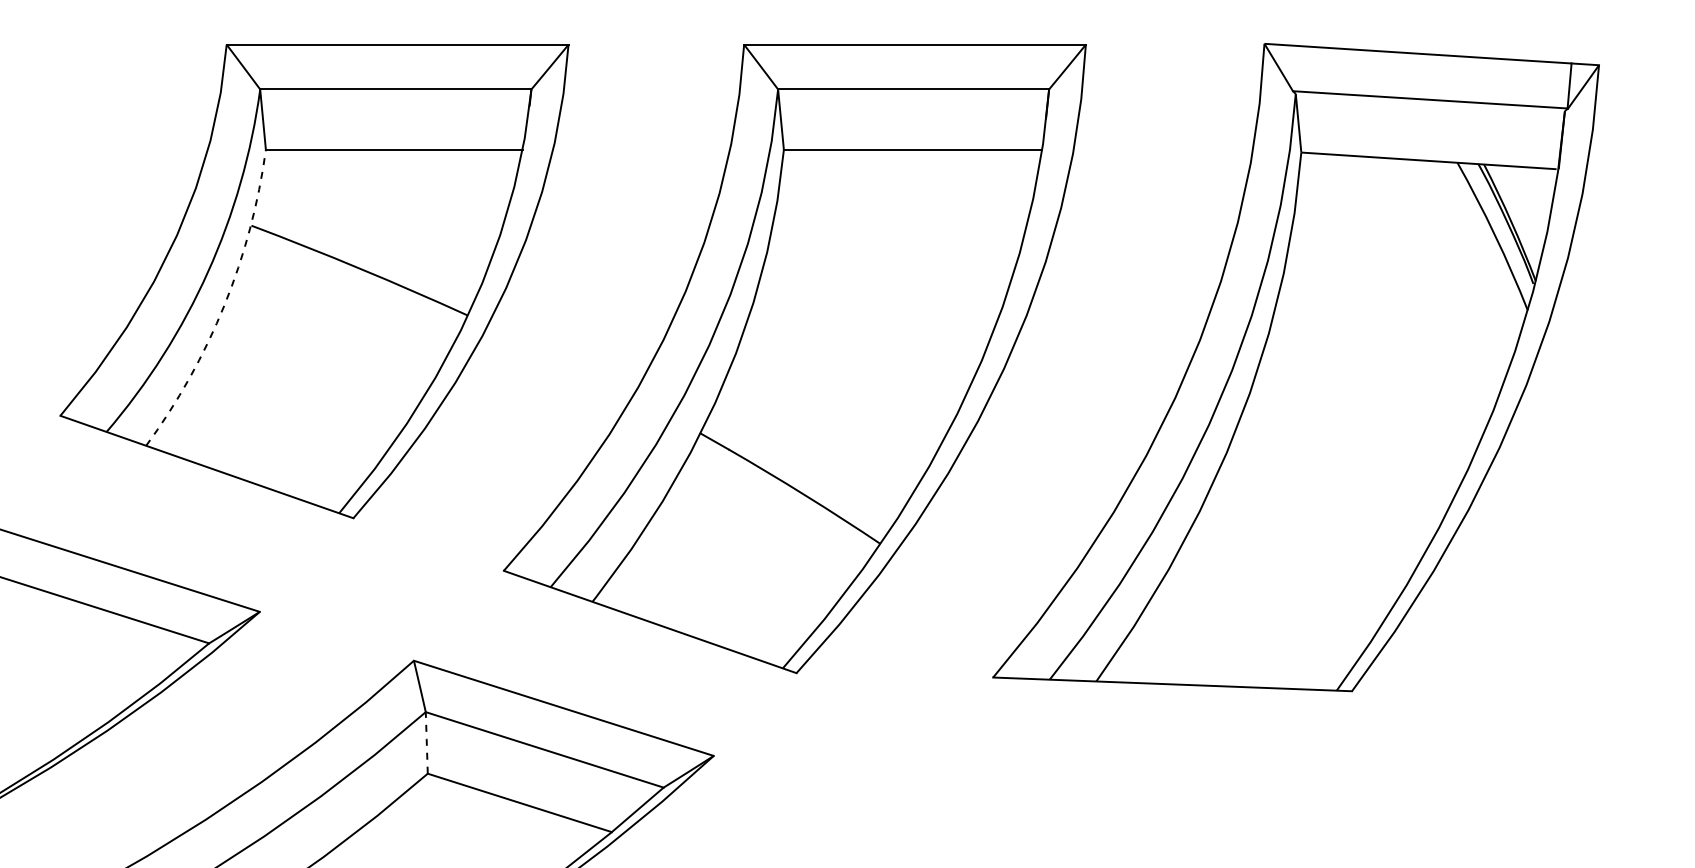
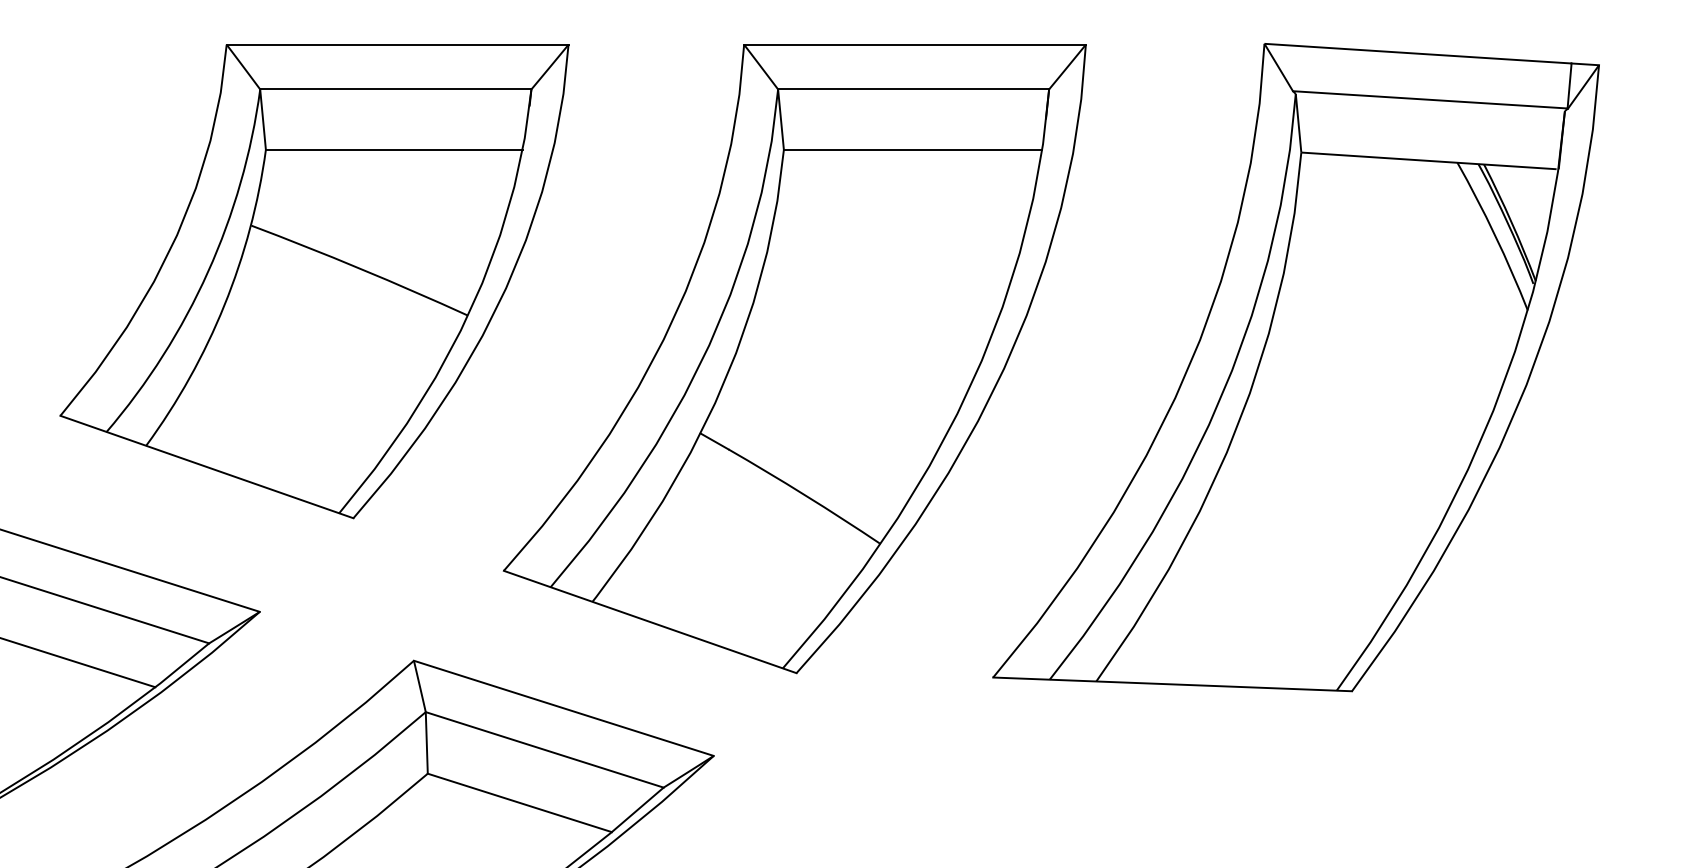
arc: dashed -> solid (224, 305)
line: none -> present (78, 662)
line: dashed -> solid (426, 742)
